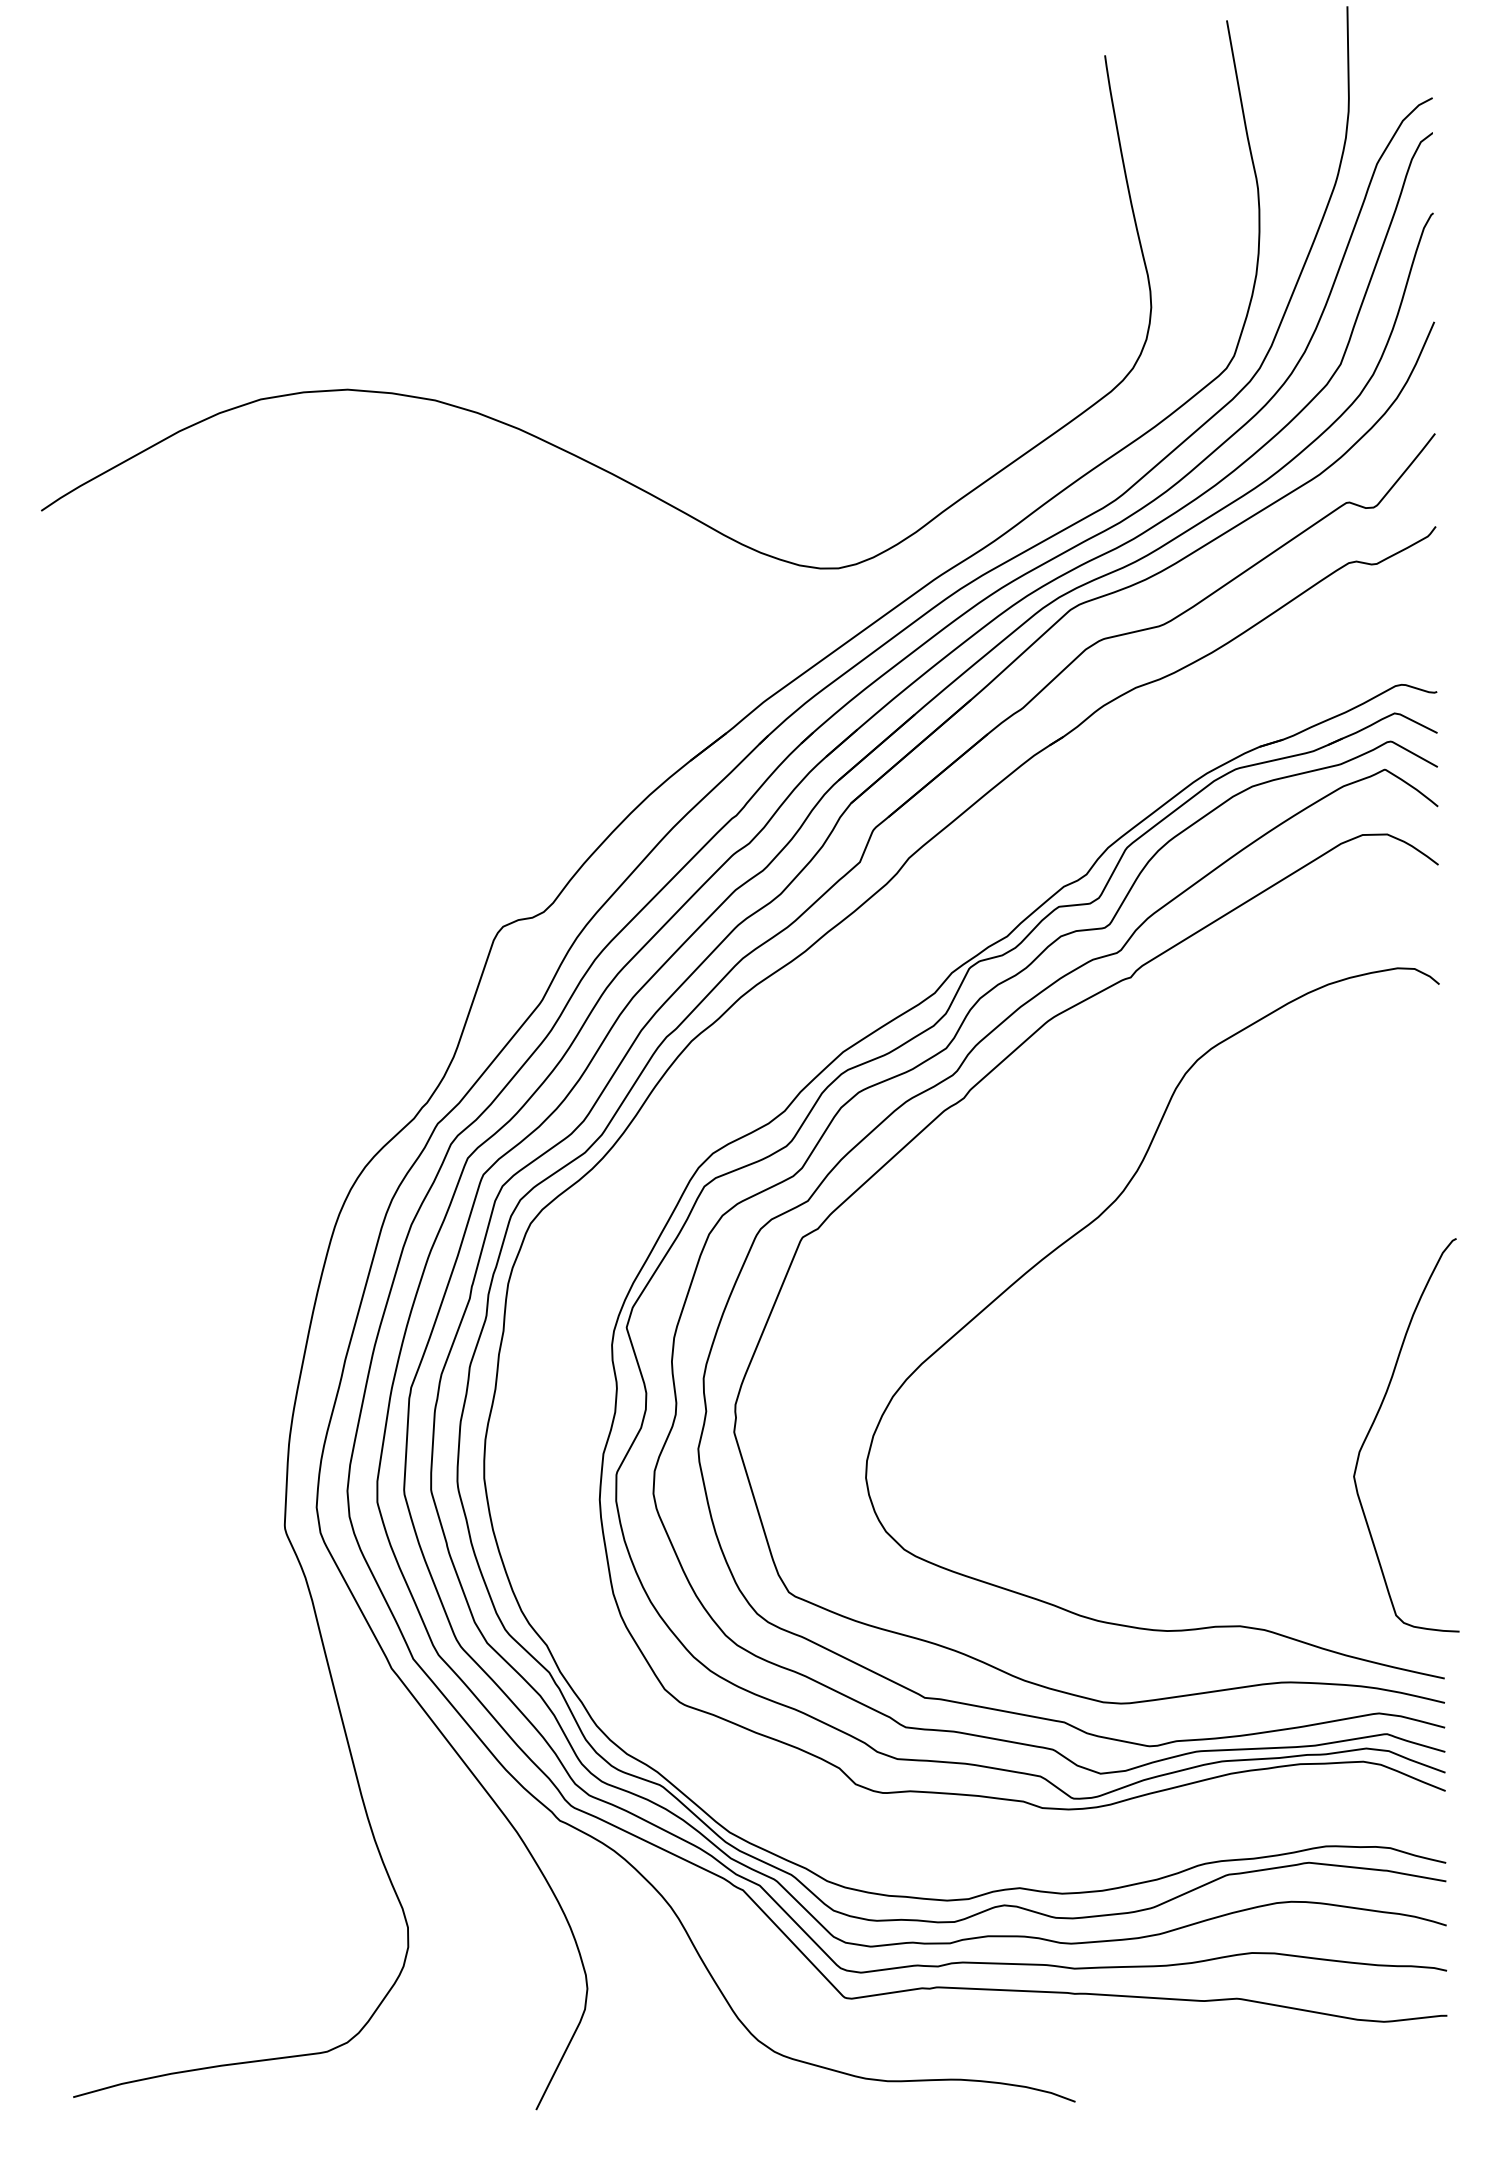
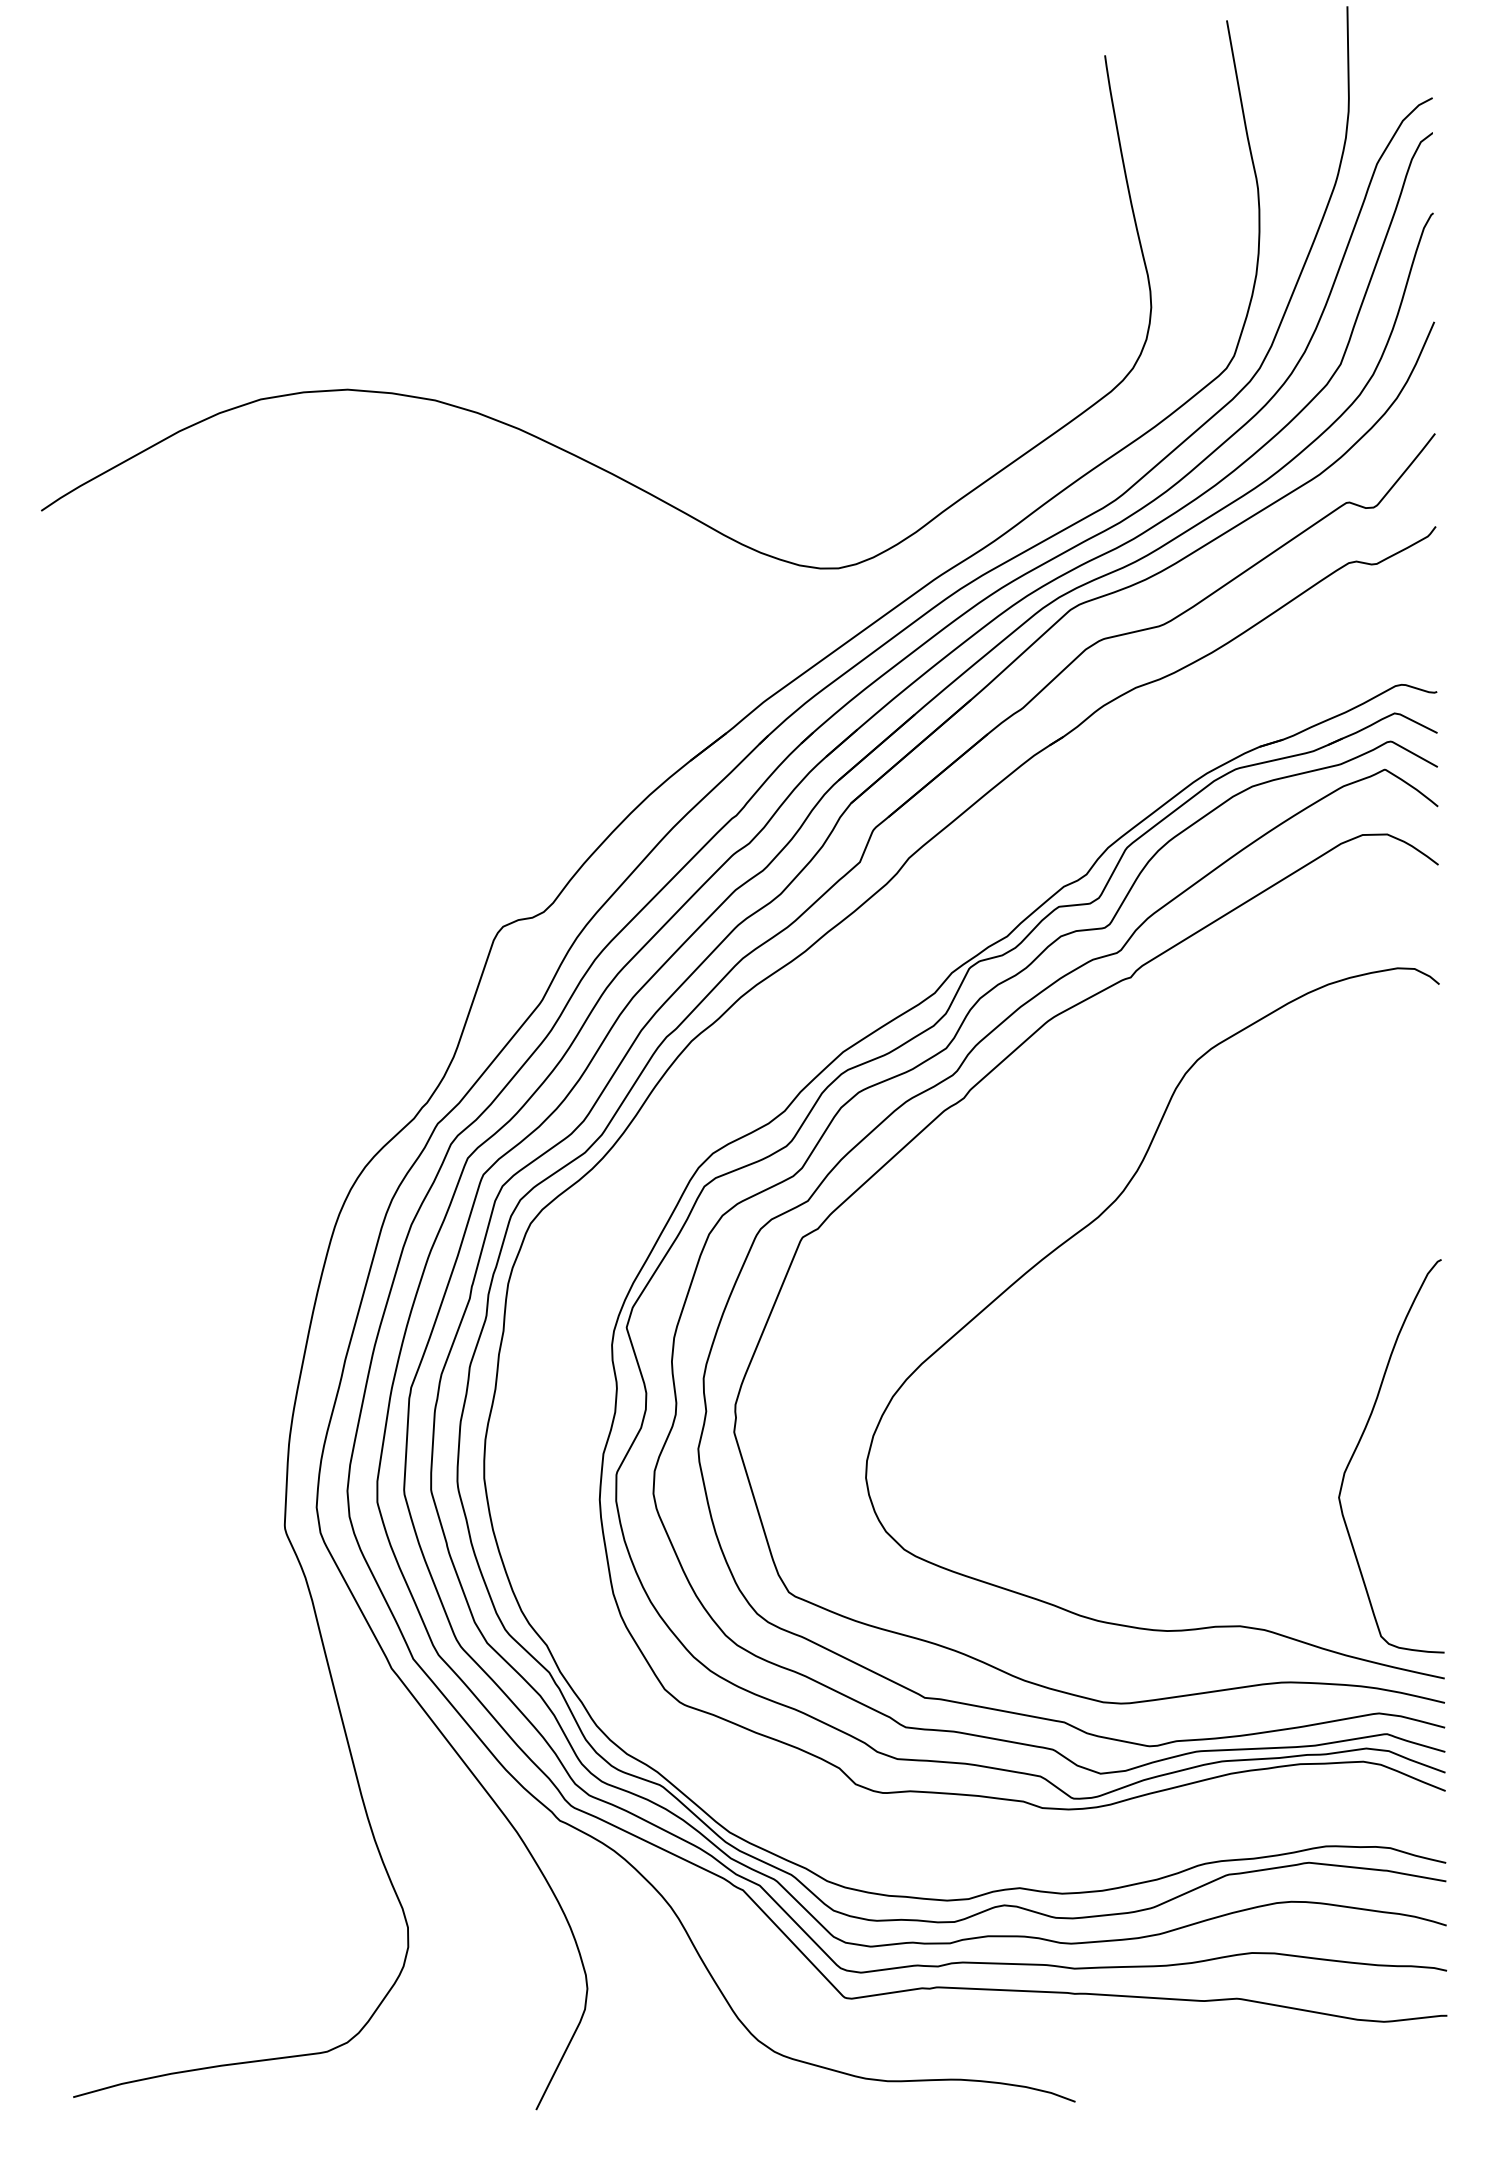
curve position: (1375, 1420) -> (1360, 1441) (1360, 1441)
